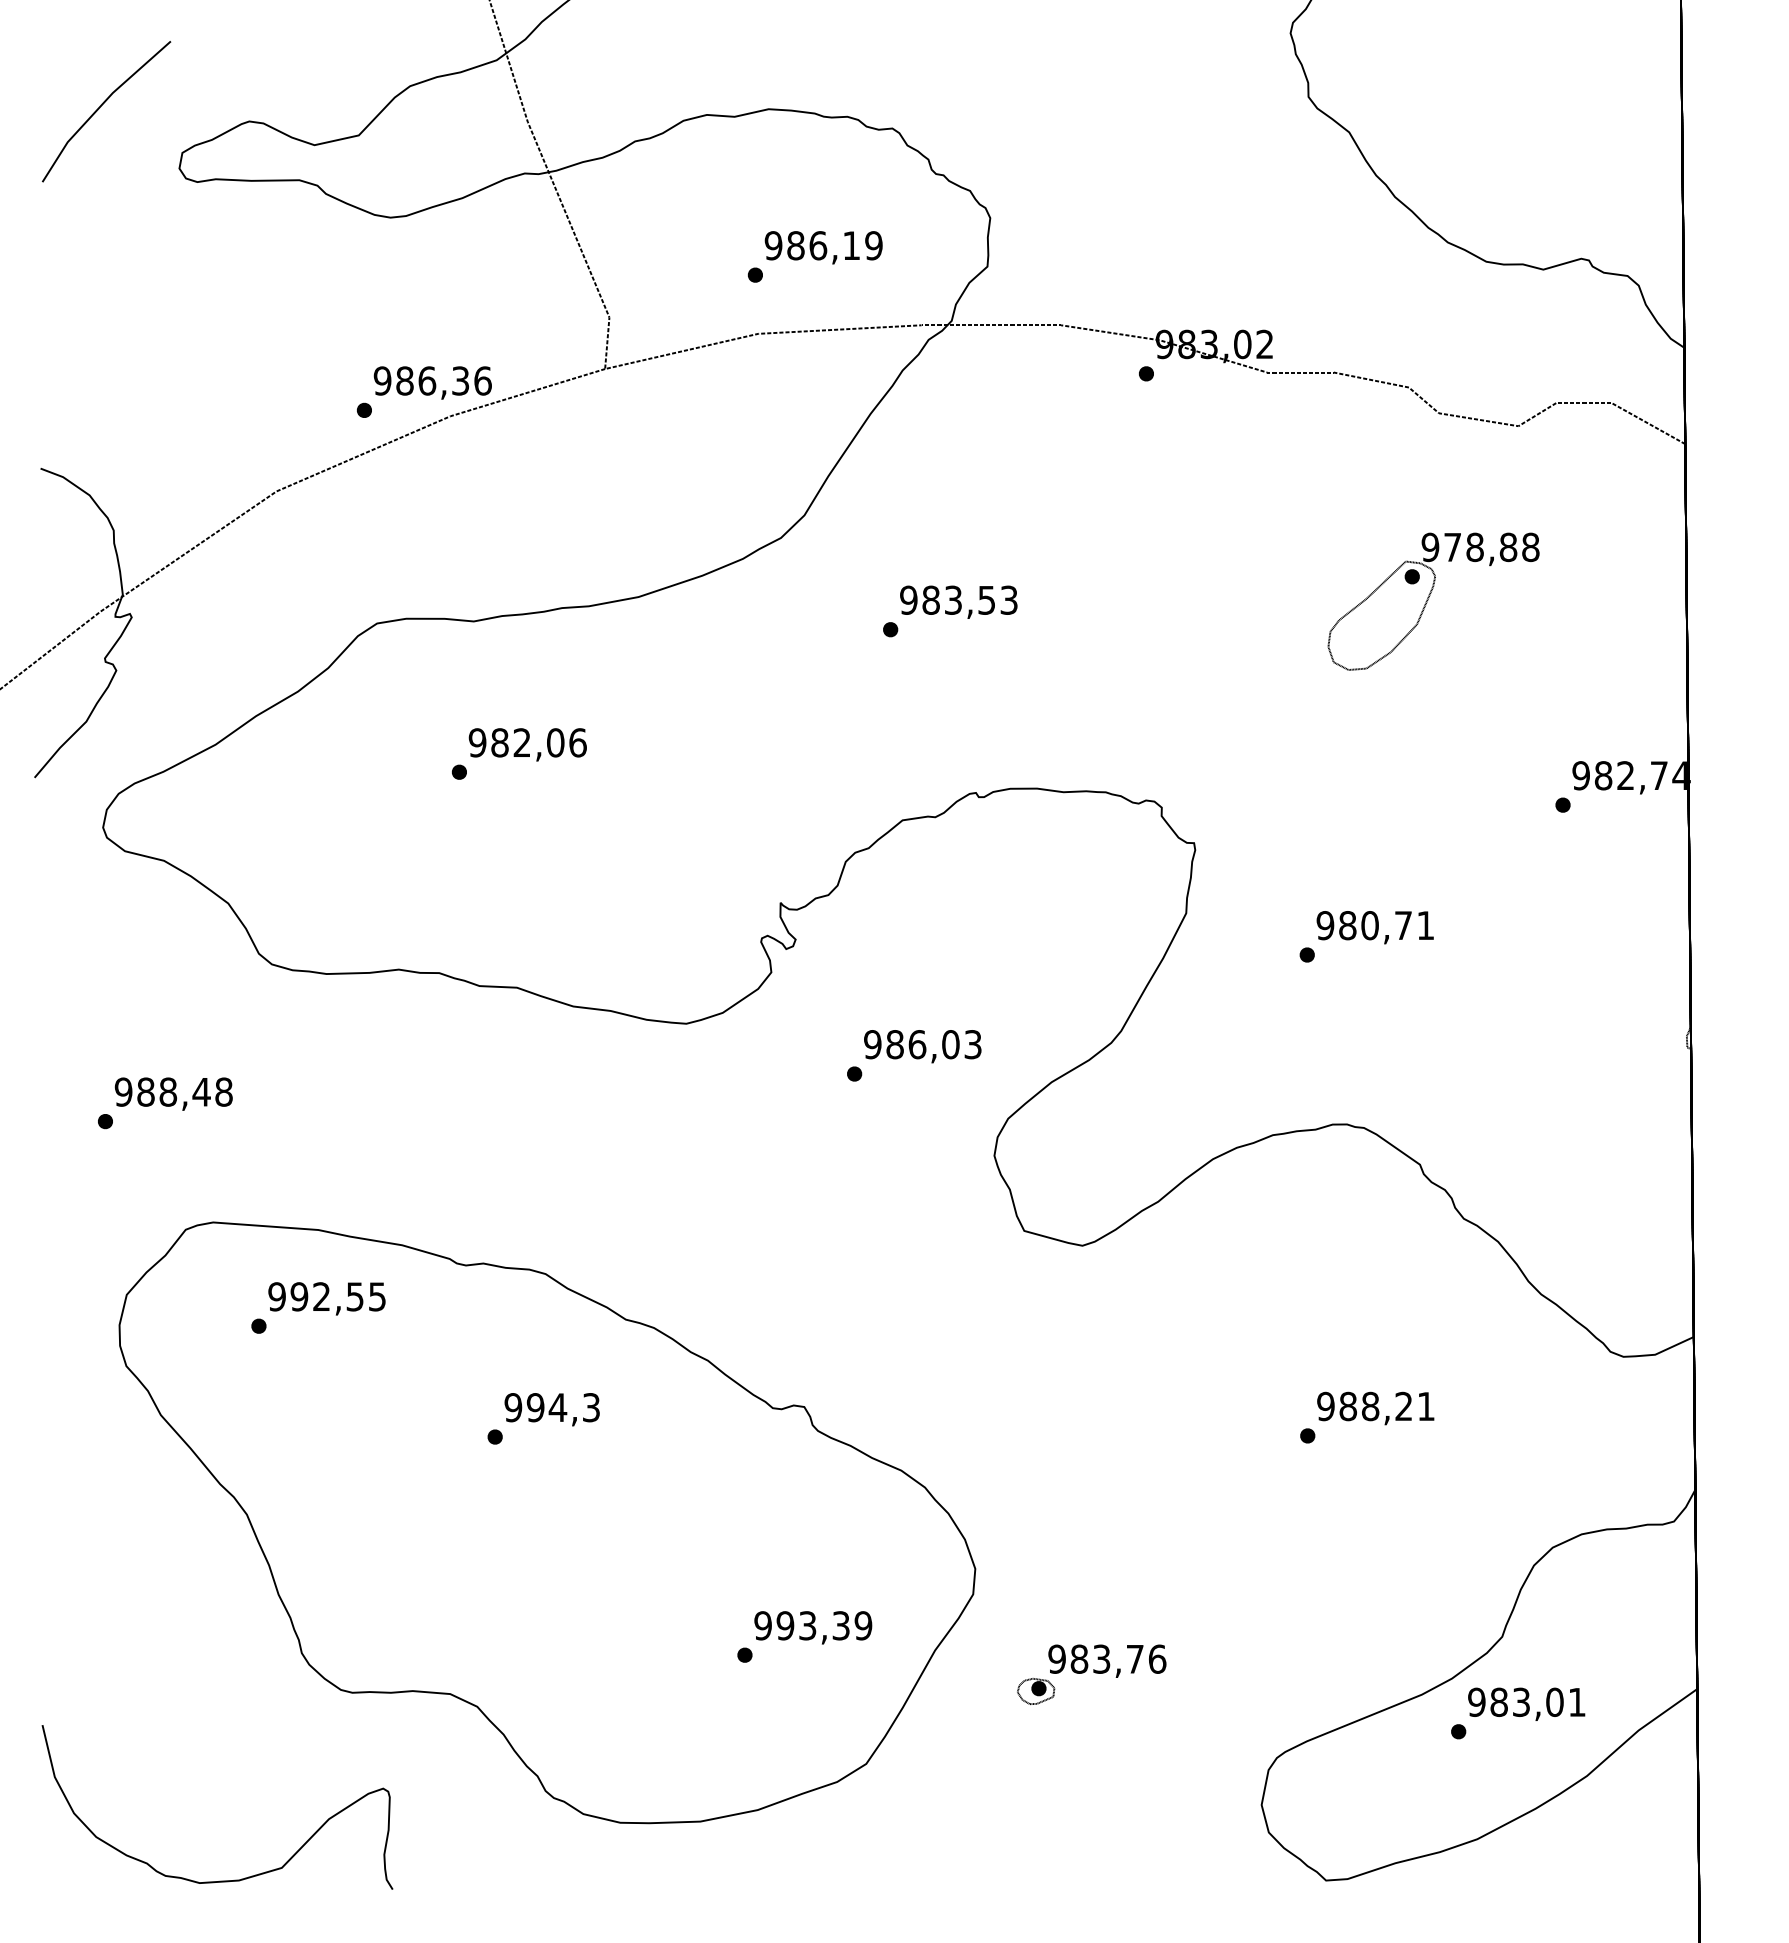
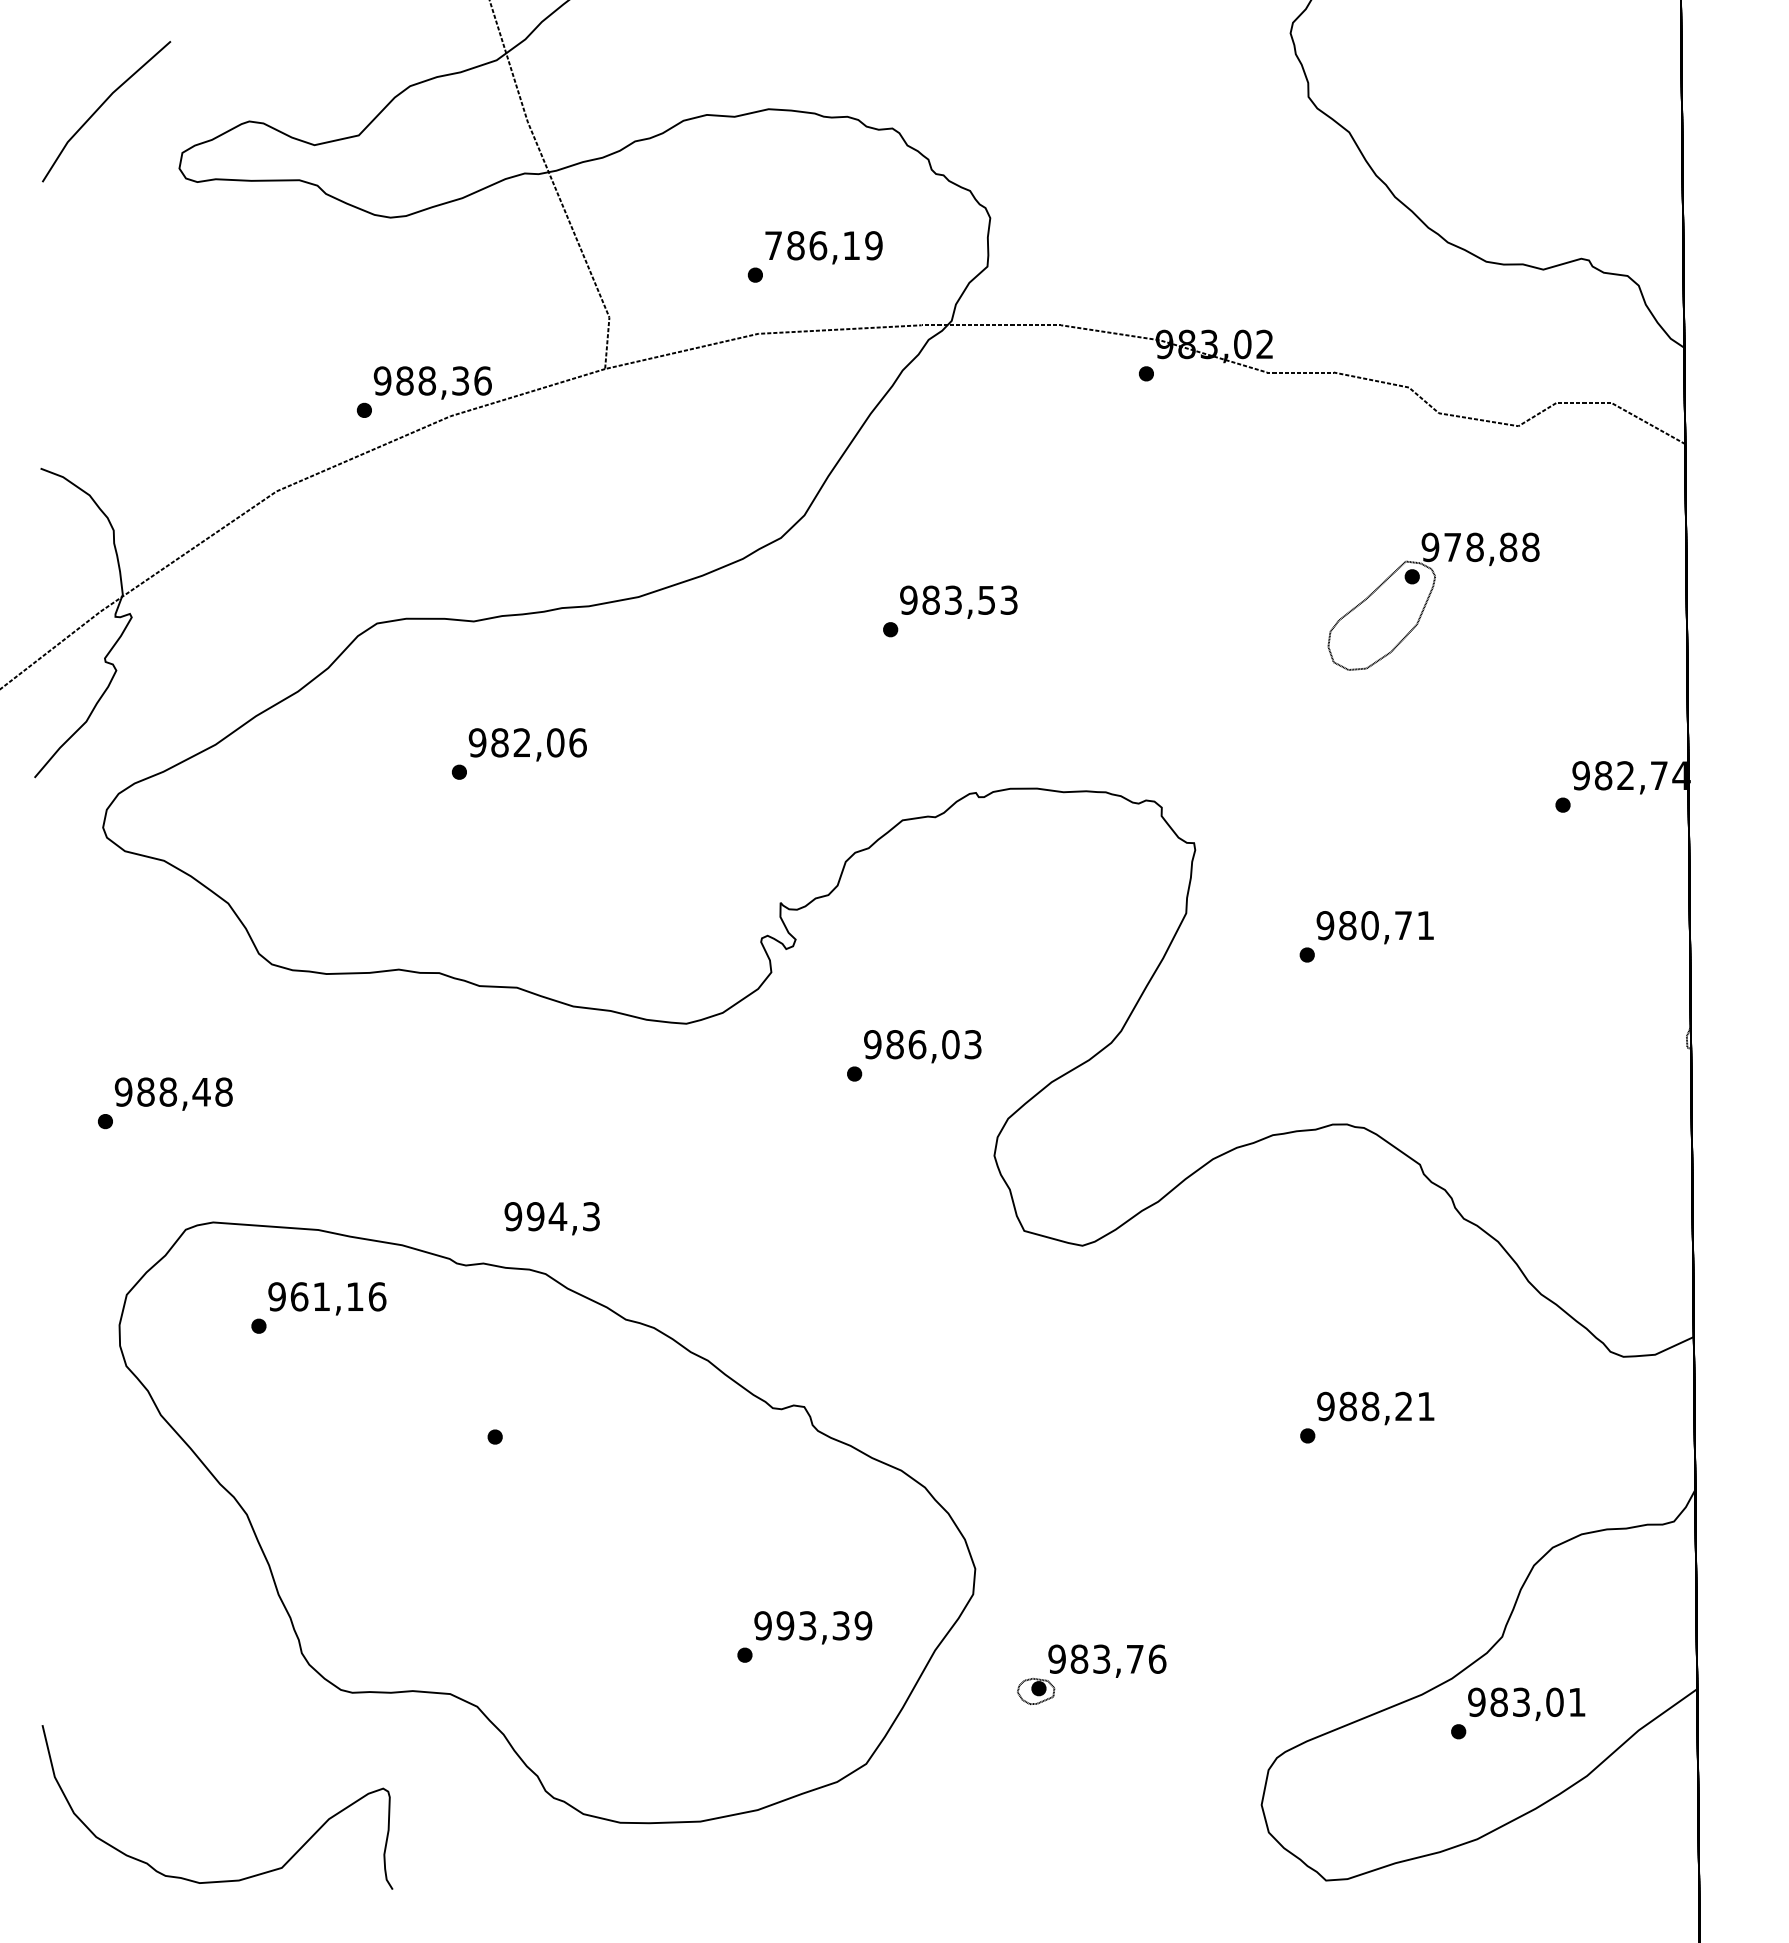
text: 986,19 -> 786,19 (773, 245)
text: 986,36 -> 988,36 (427, 380)
text: 992,55 -> 961,16 (338, 1296)
text position: (551, 1409) -> (551, 1218) (551, 1218)
